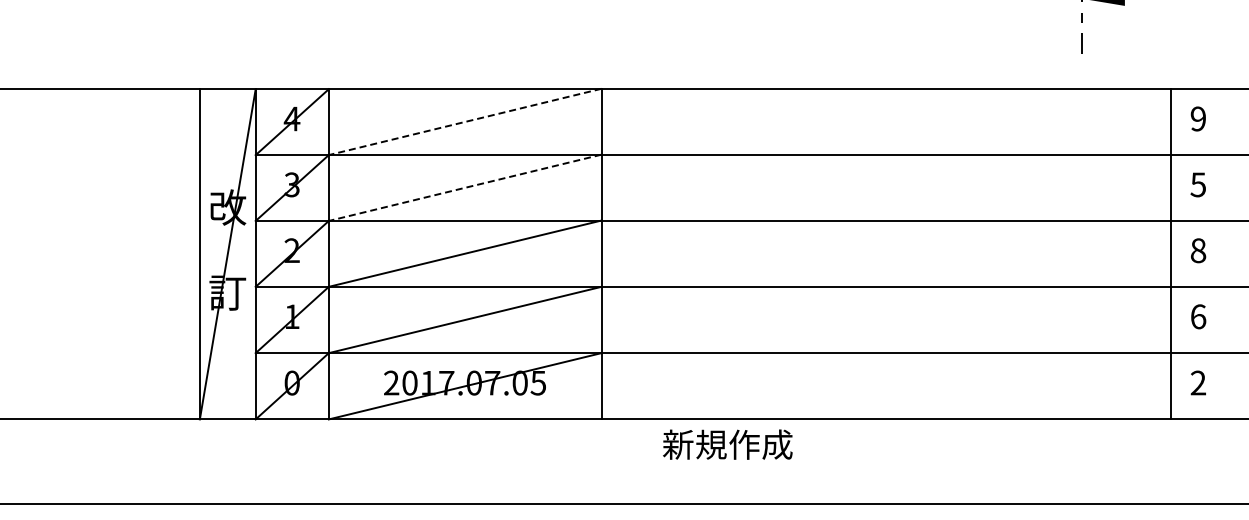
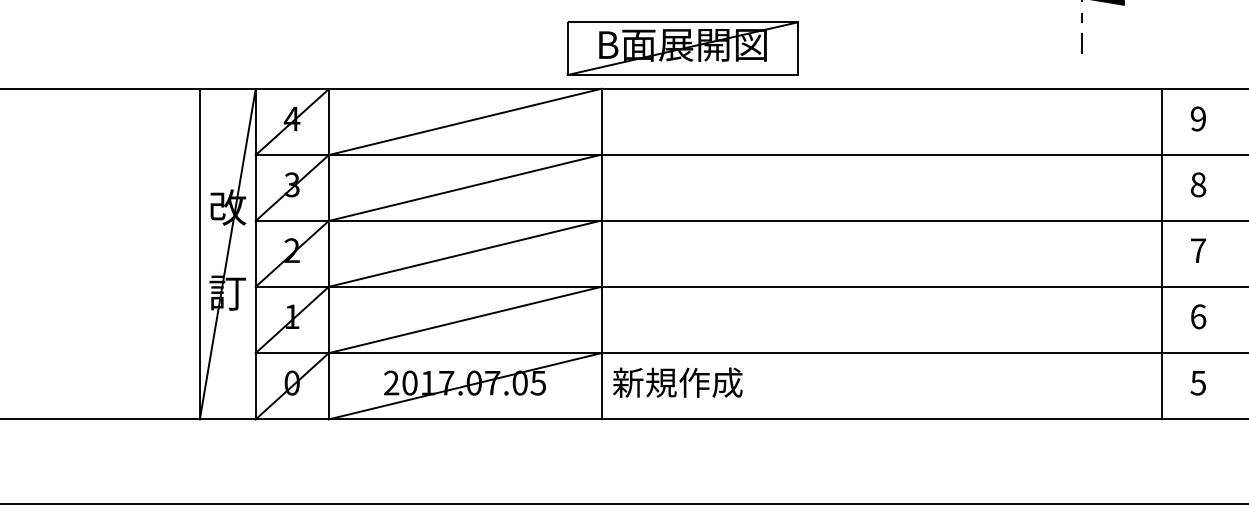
part: none -> present (682, 48)
line: dashed -> solid (464, 122)
text: 5 -> 8 (1198, 184)
line: dashed -> solid (464, 187)
text: 8 -> 7 (1198, 250)
line position: (1170, 254) -> (1161, 254) (1161, 254)
text: 2 -> 5 (1197, 382)
text position: (727, 444) -> (677, 382) (677, 382)
